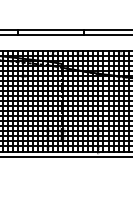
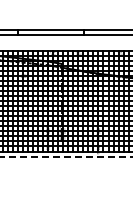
line: solid -> dashed (66, 156)
